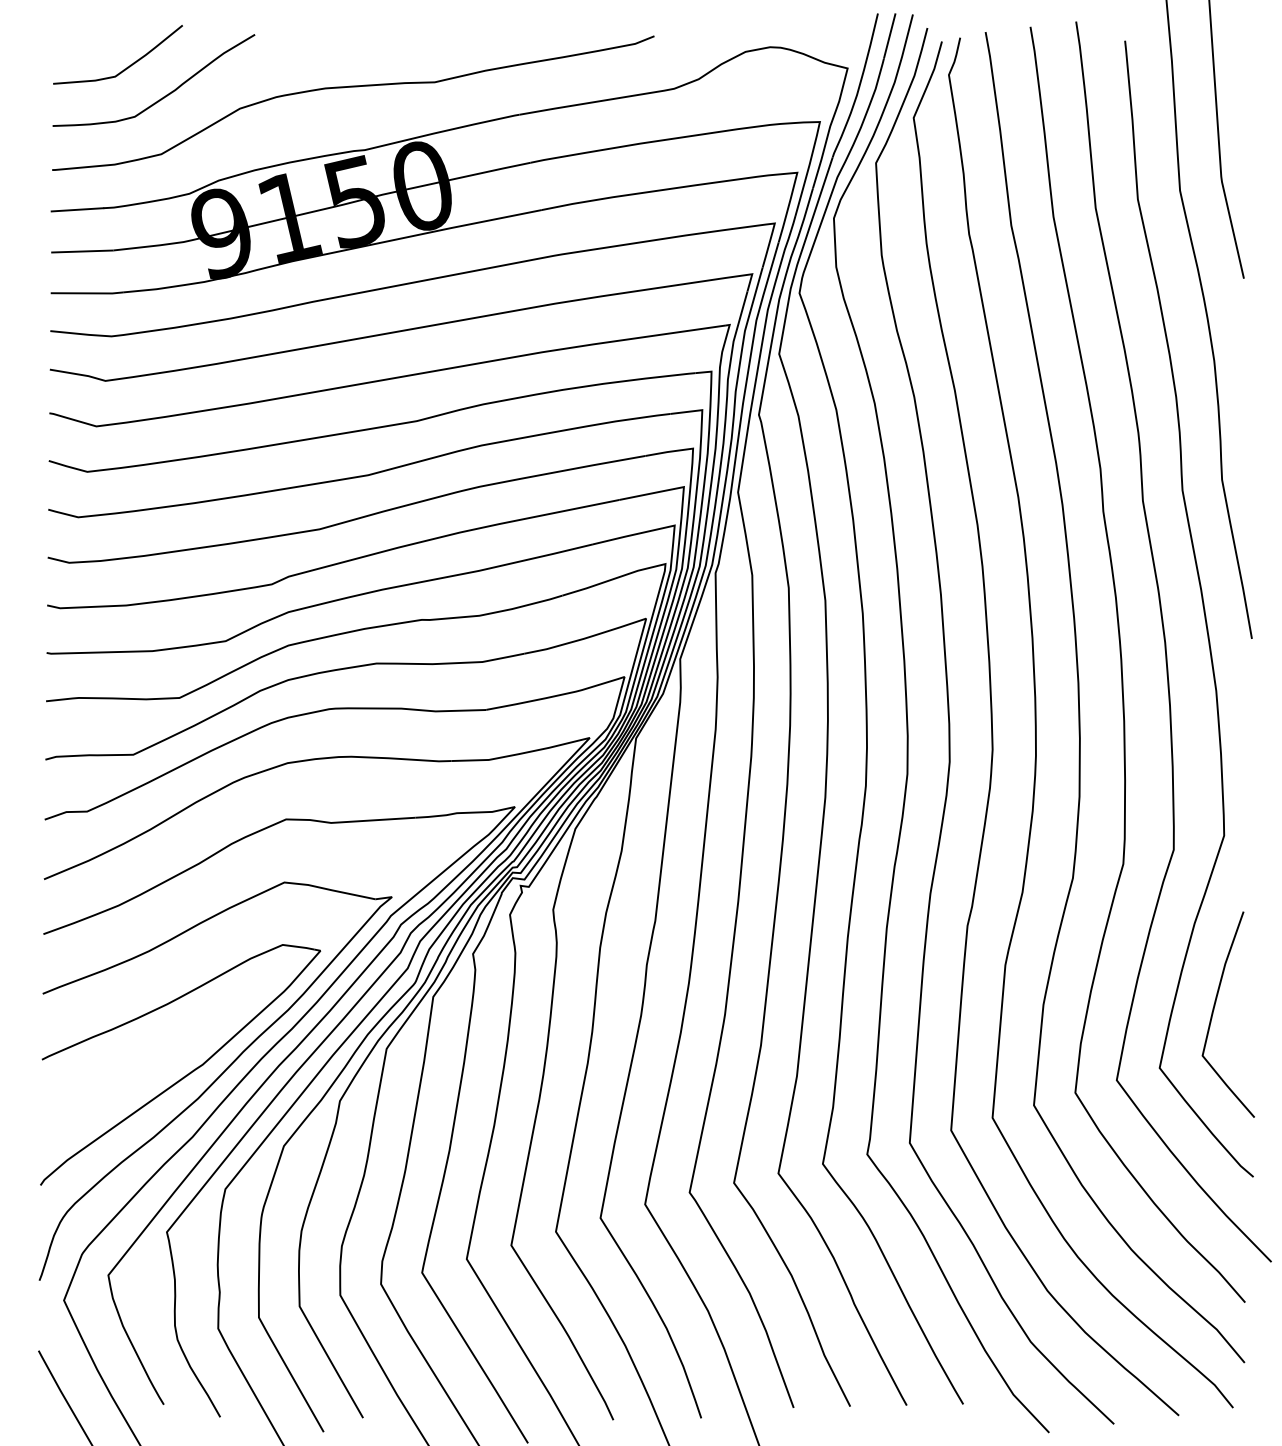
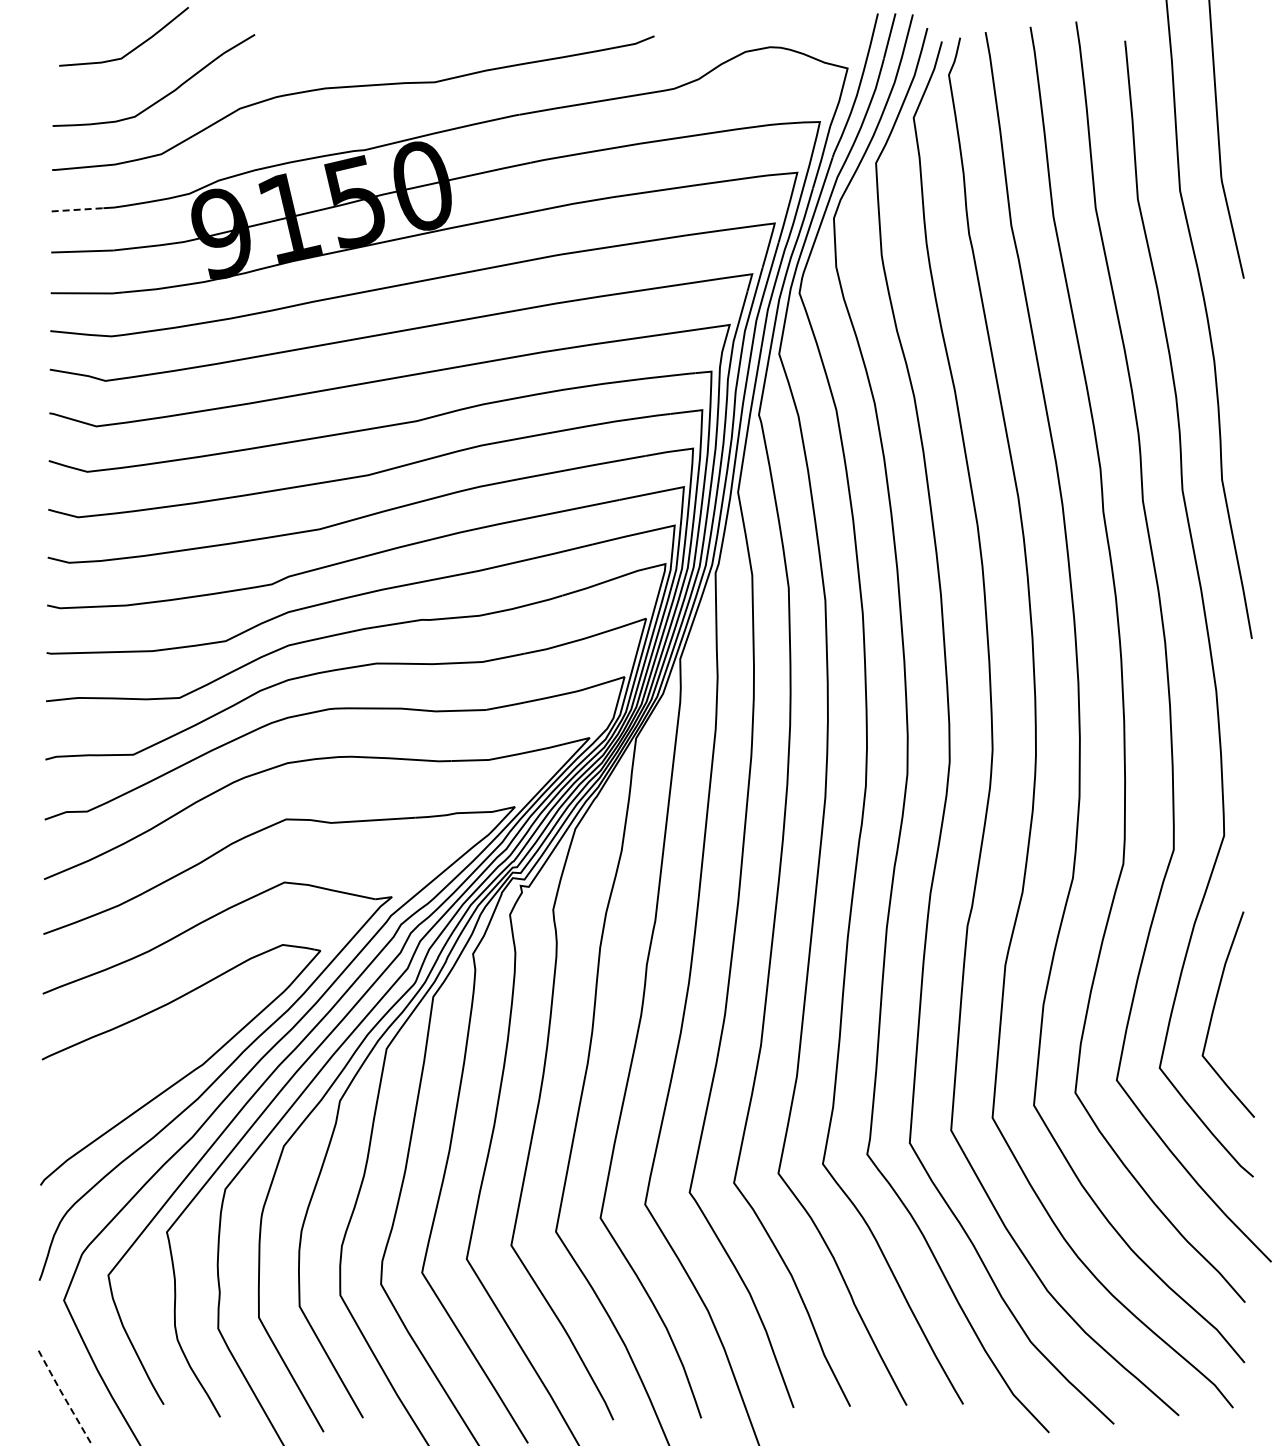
curve position: (127, 66) -> (133, 48) (133, 48)
line: solid -> dashed (77, 209)
line: solid -> dashed (64, 1397)
